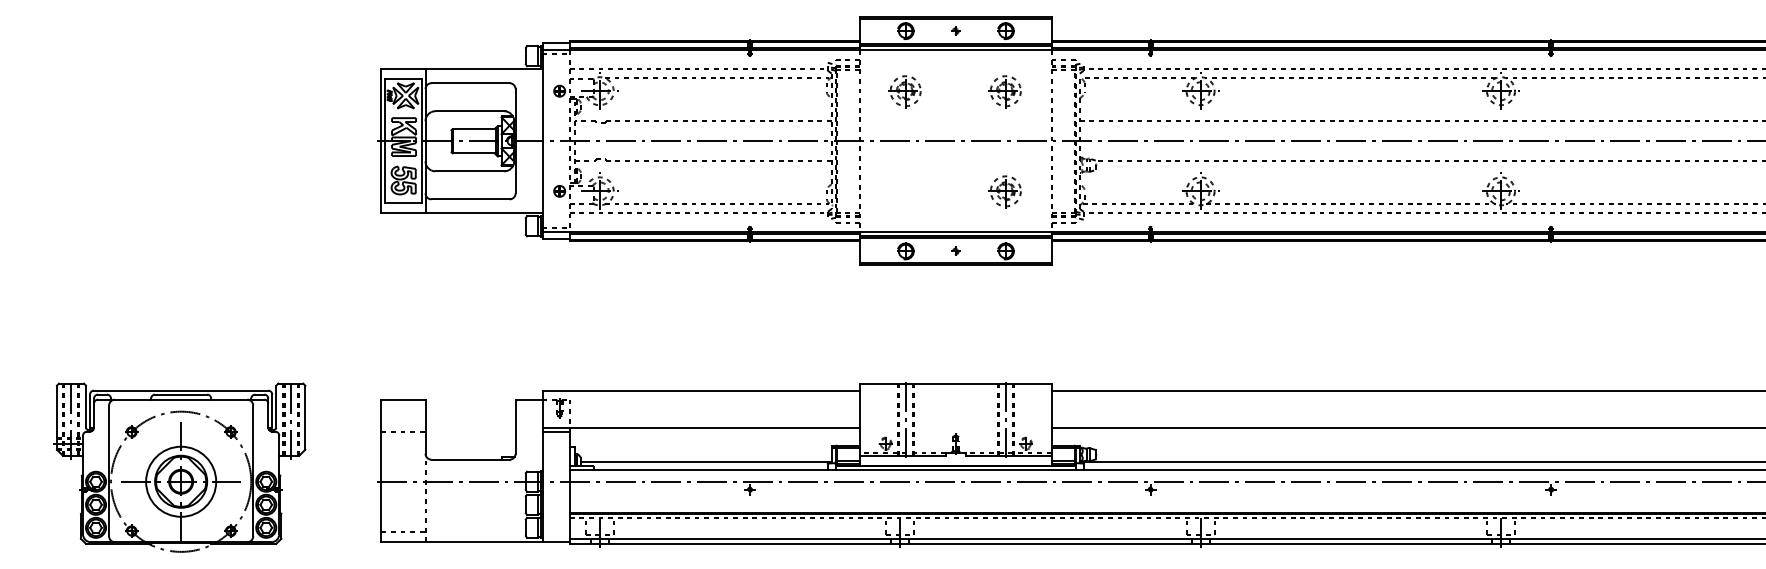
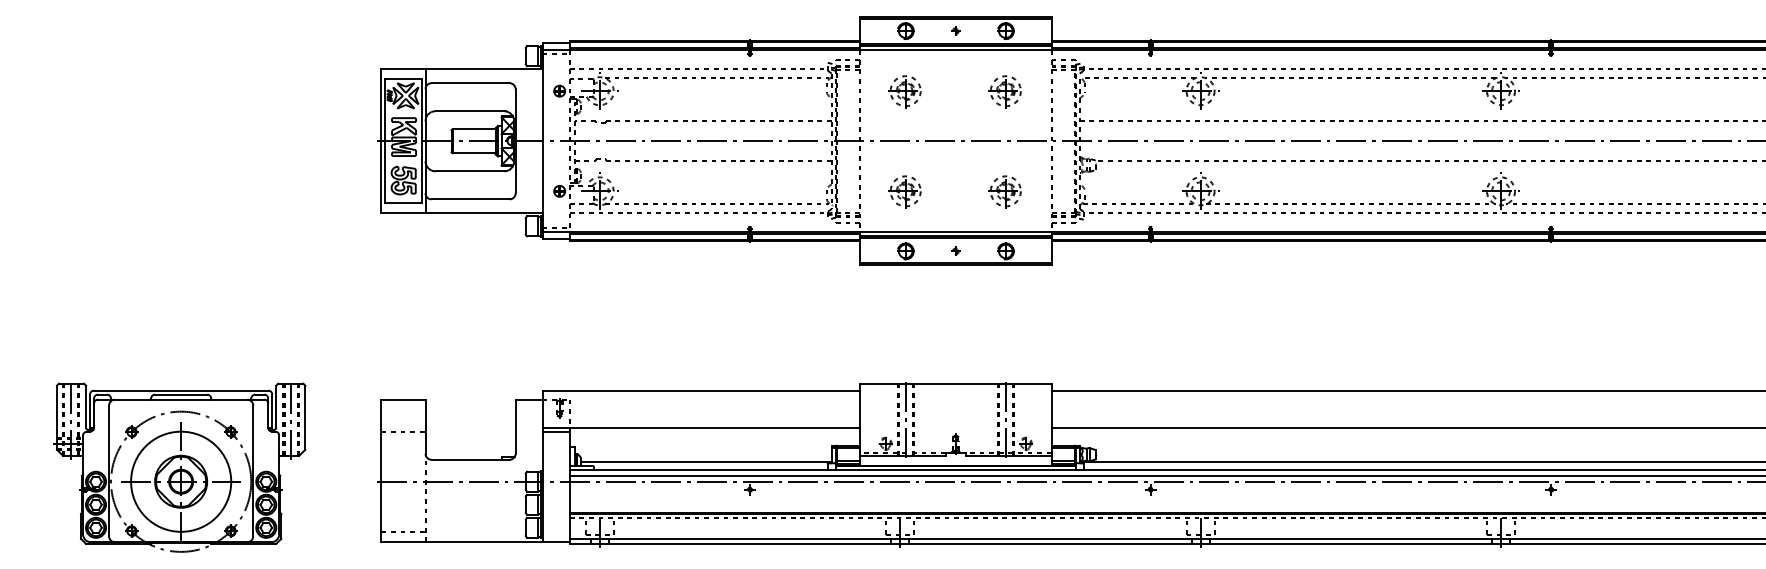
part: none -> present (904, 191)
line: none -> present (1165, 475)
circle diameter: 70 px -> 100 px (181, 481)
